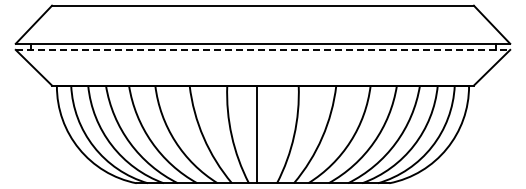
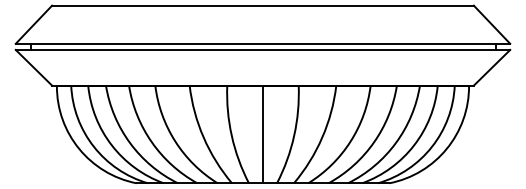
line: dashed -> solid (263, 49)
line position: (256, 134) -> (262, 134) (262, 134)
